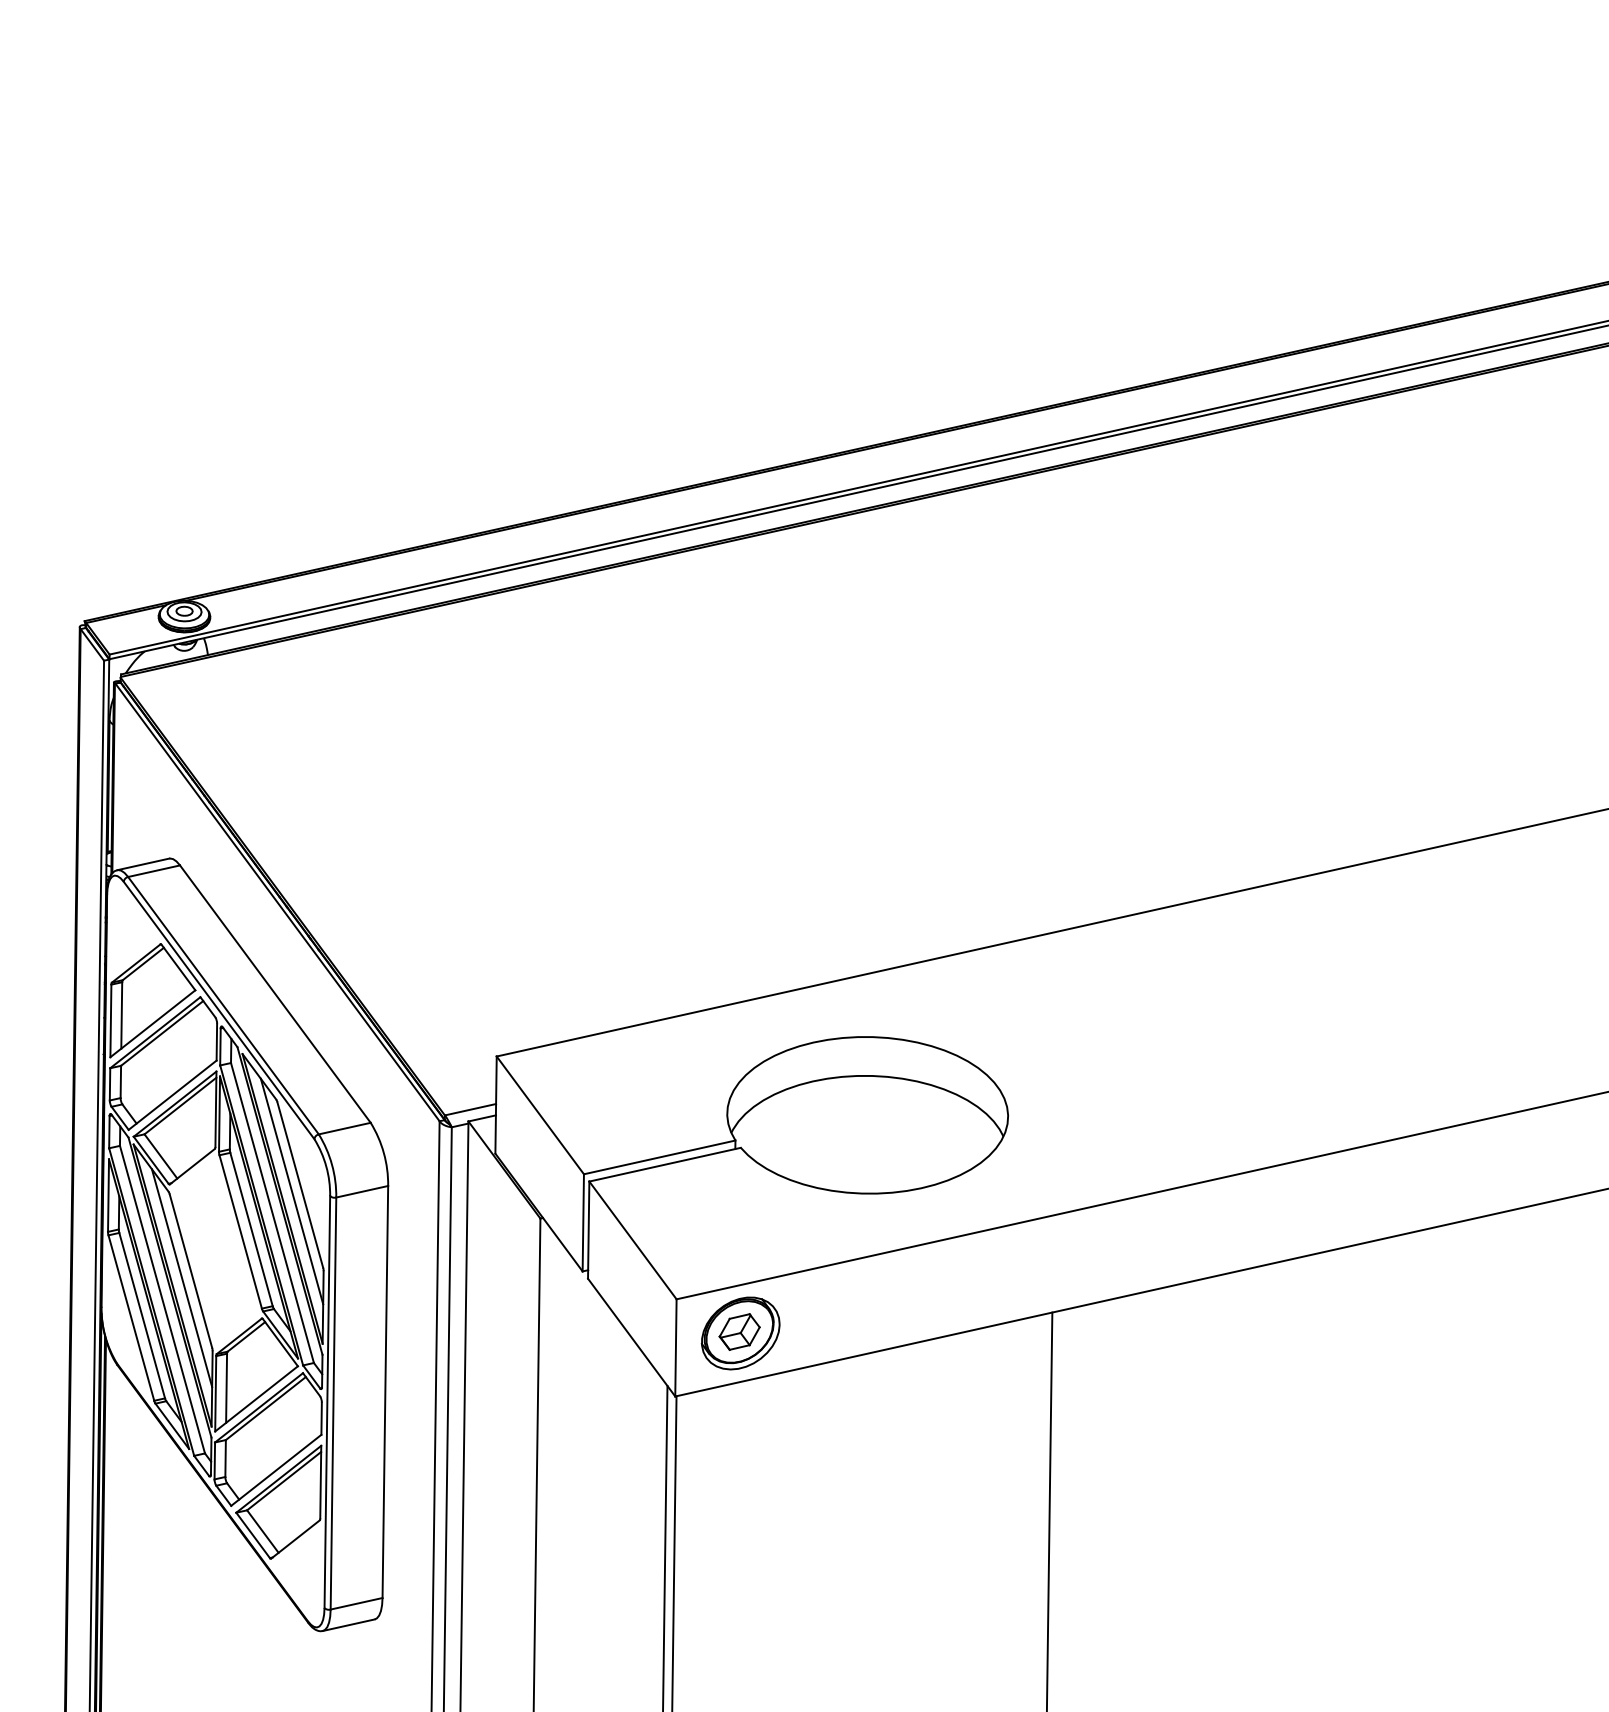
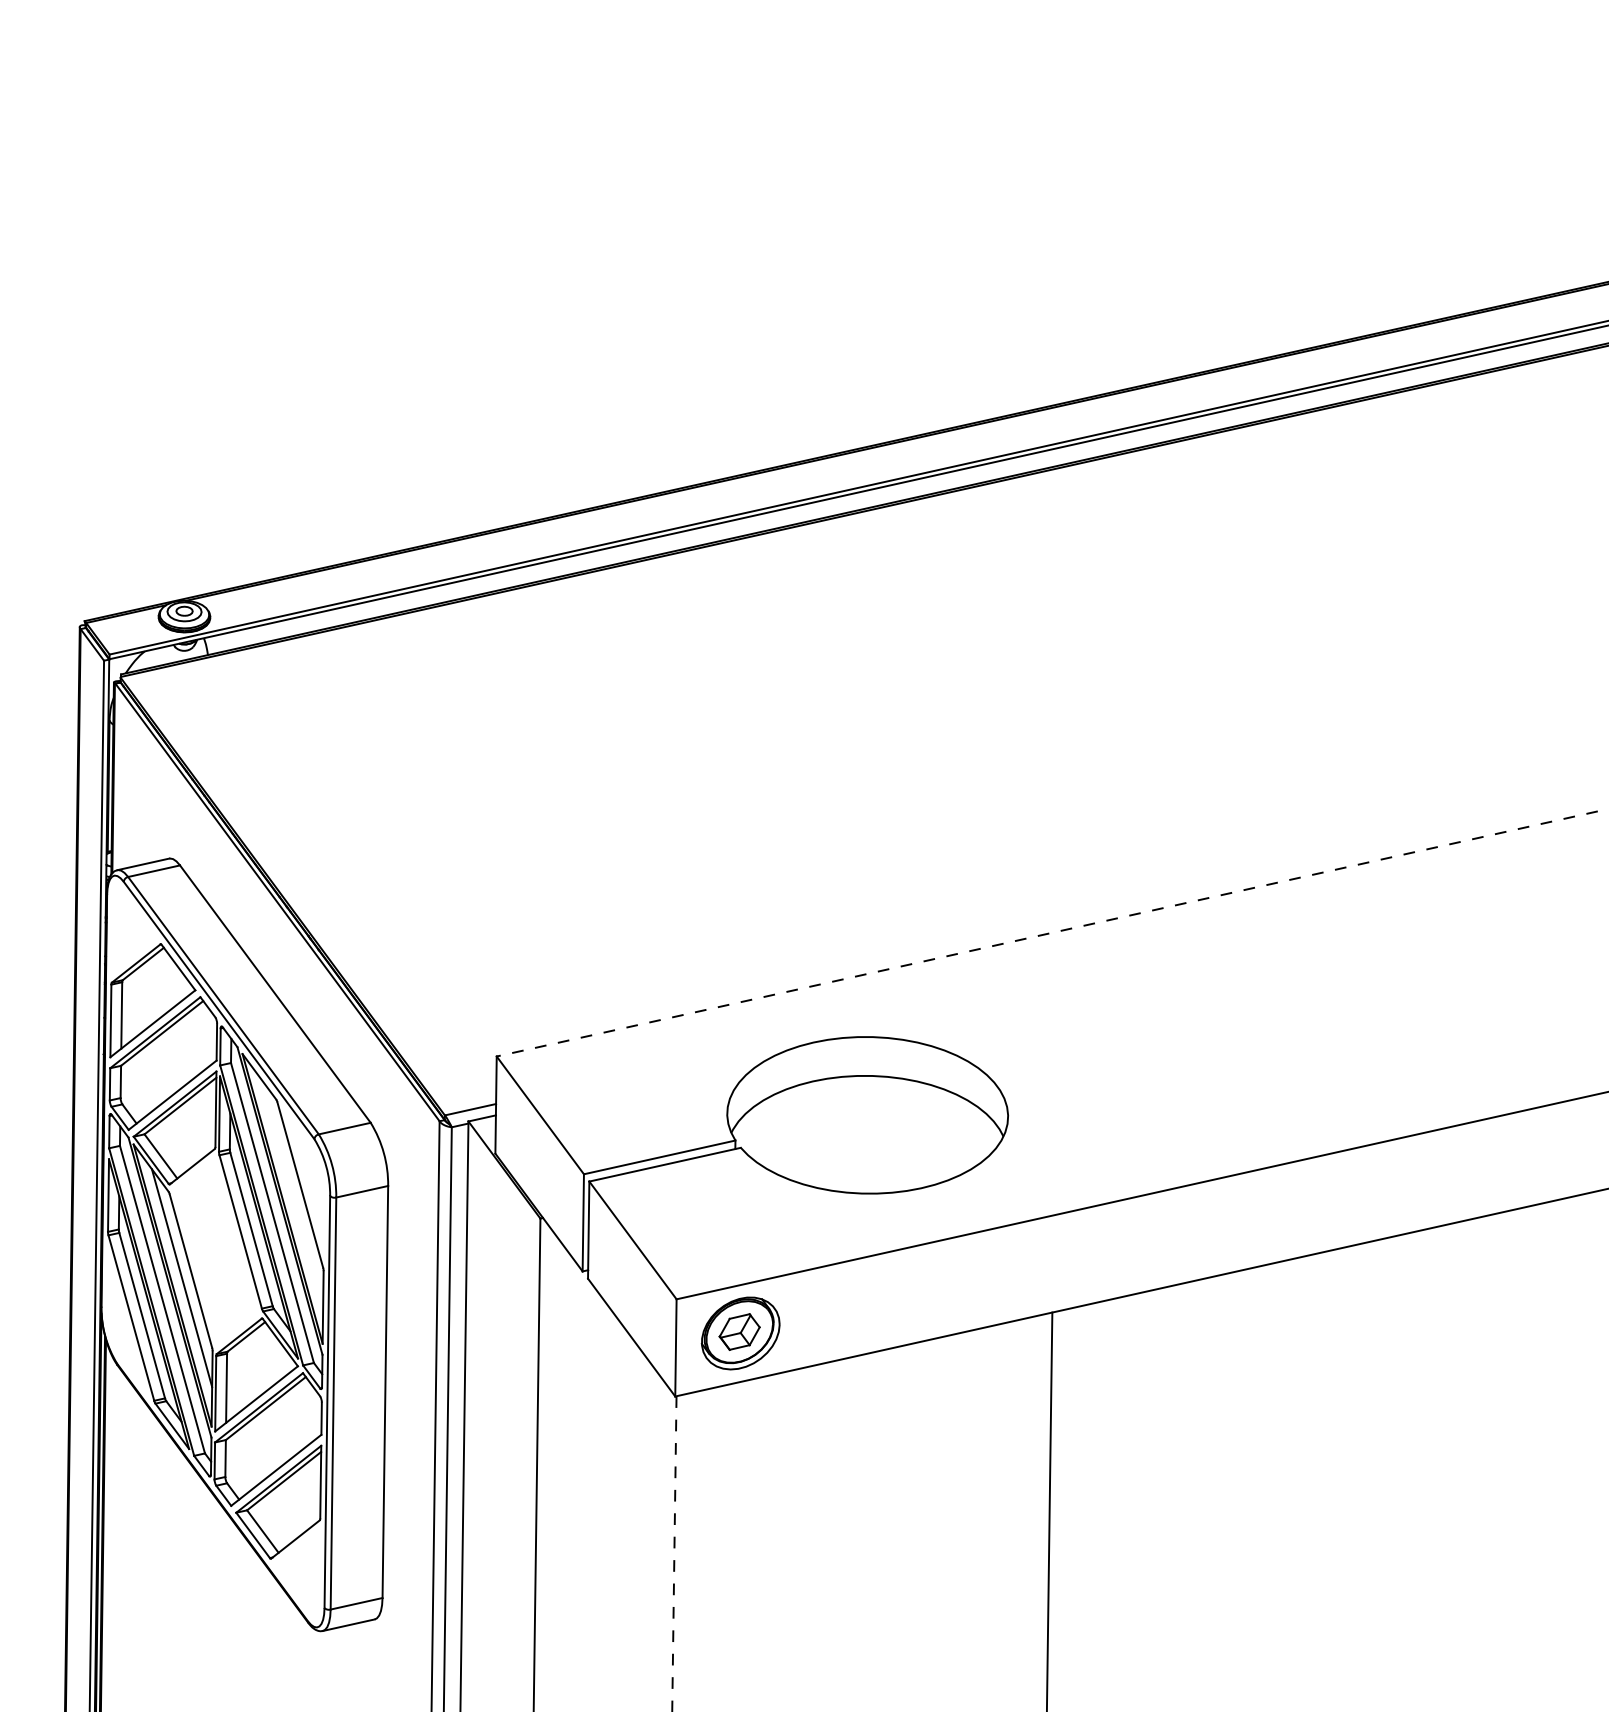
line: solid -> dashed (1052, 932)
line: present -> none (291, 1191)
line: present -> none (665, 1546)
line: solid -> dashed (674, 1554)
